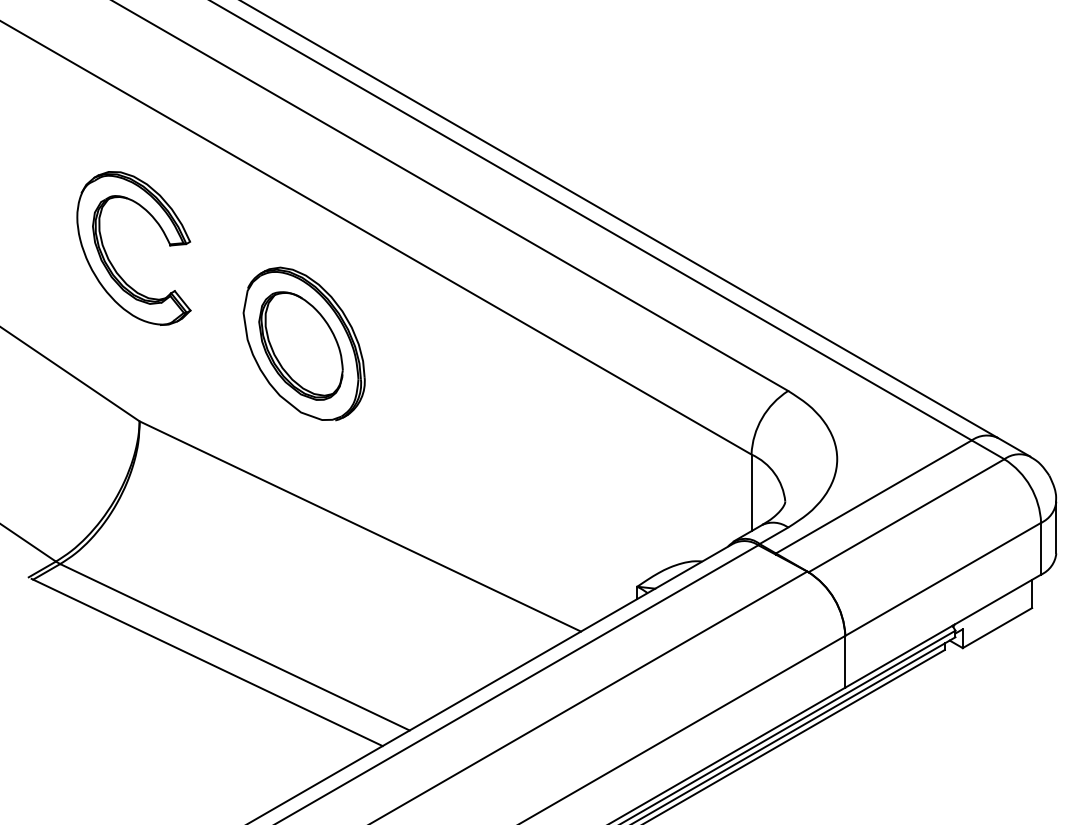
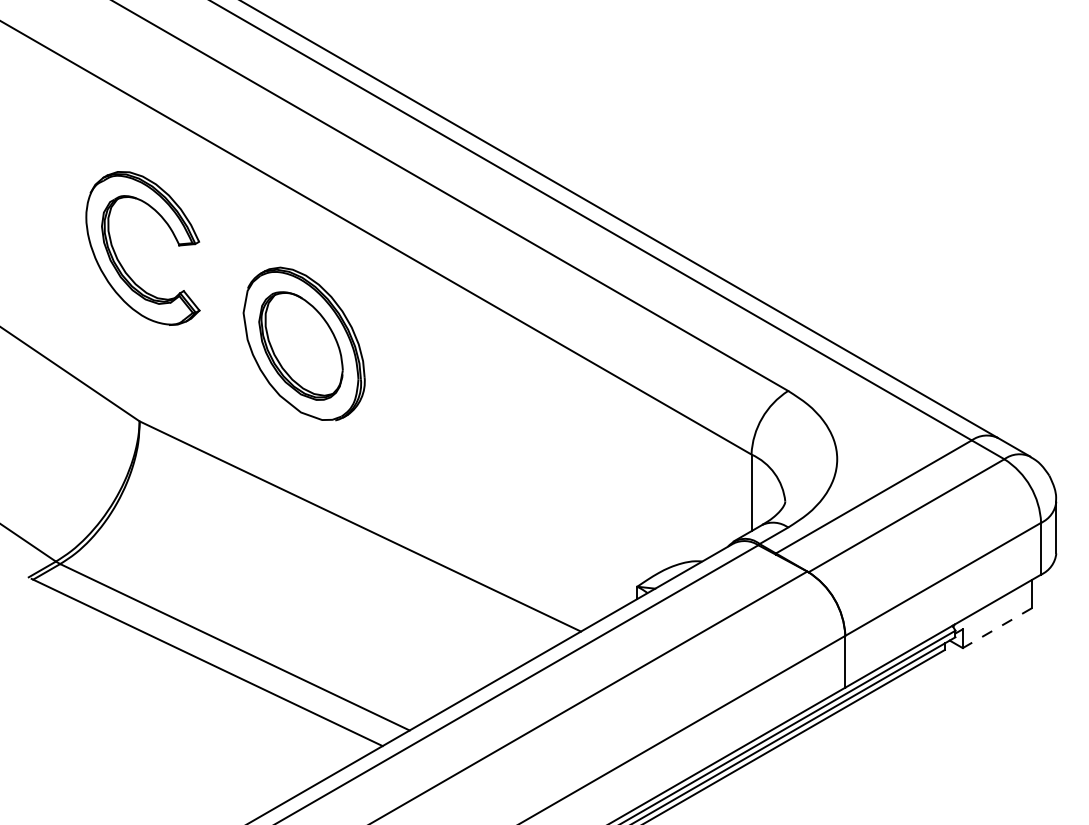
part position: (112, 263) -> (121, 263) (121, 263)
line: solid -> dashed (997, 628)
